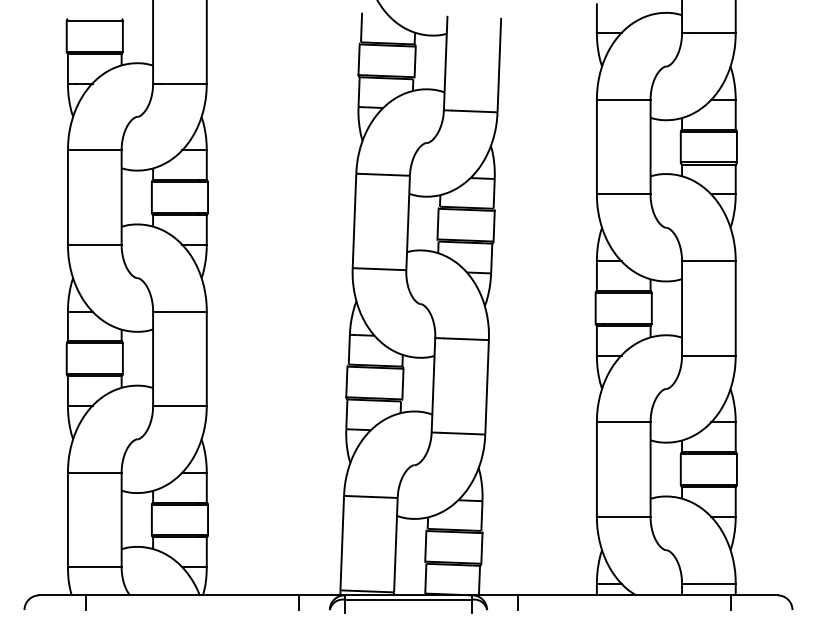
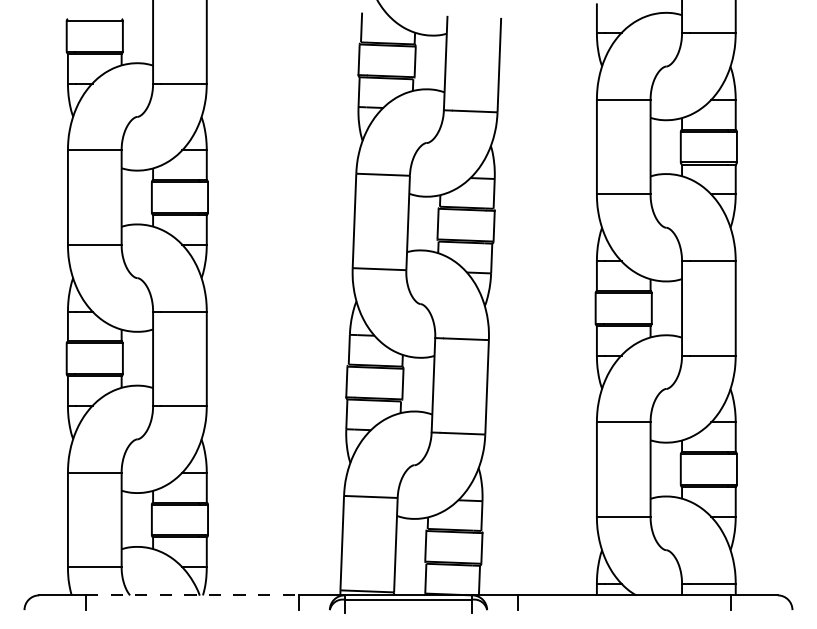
line: solid -> dashed (192, 595)
